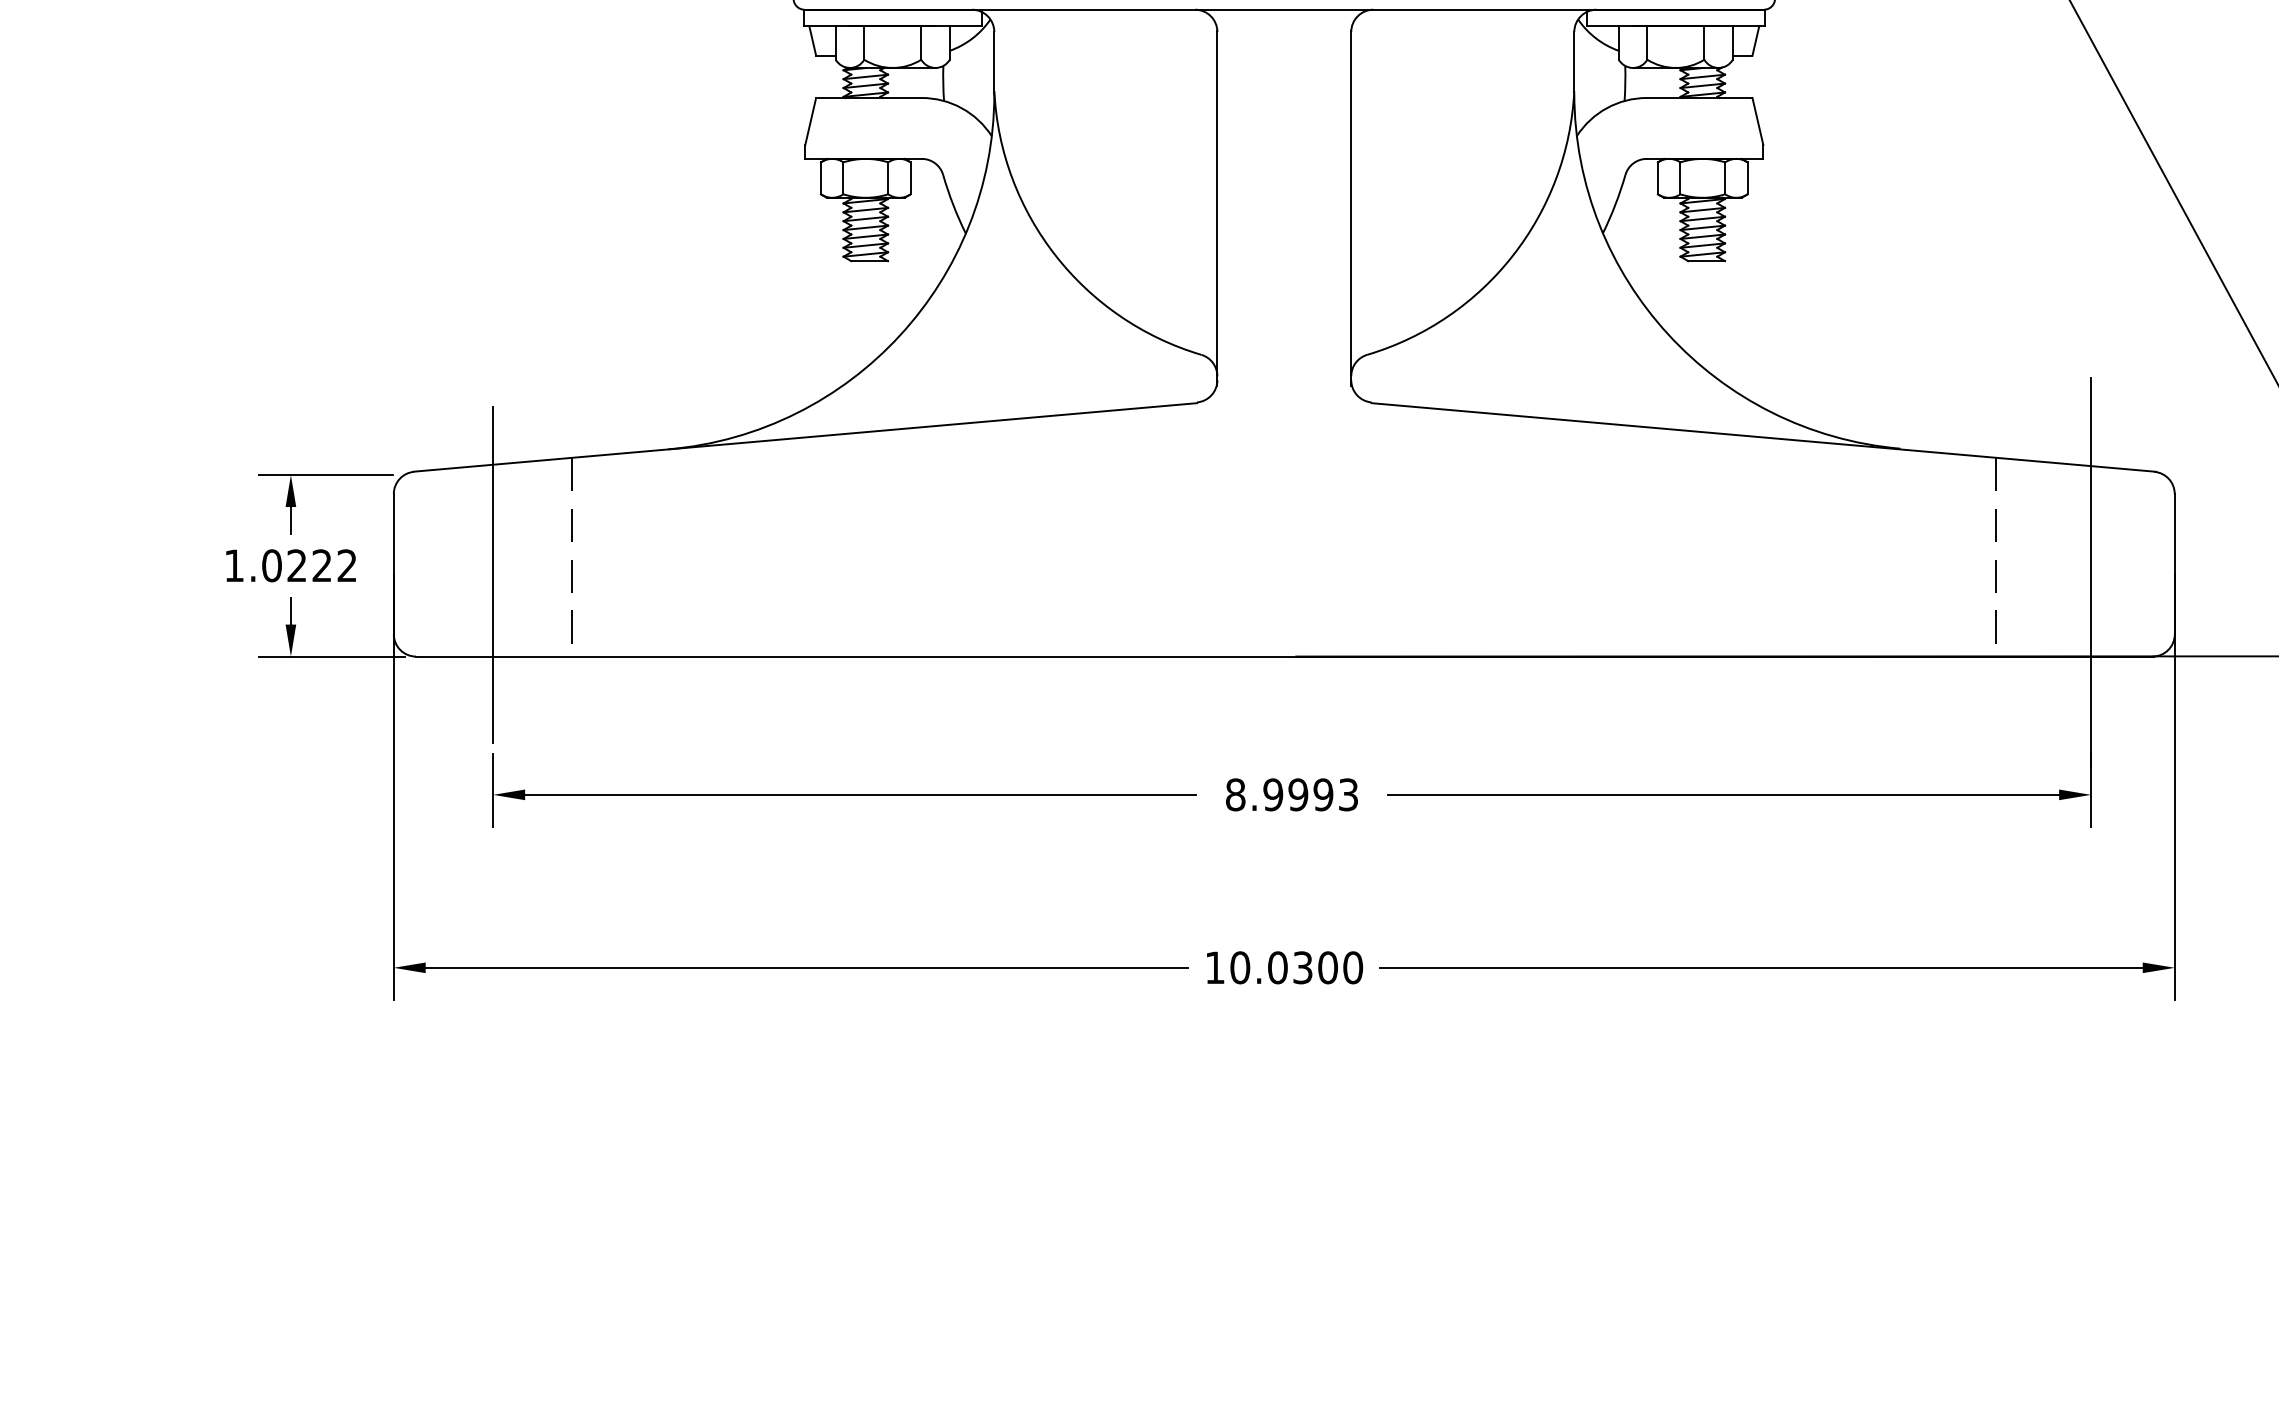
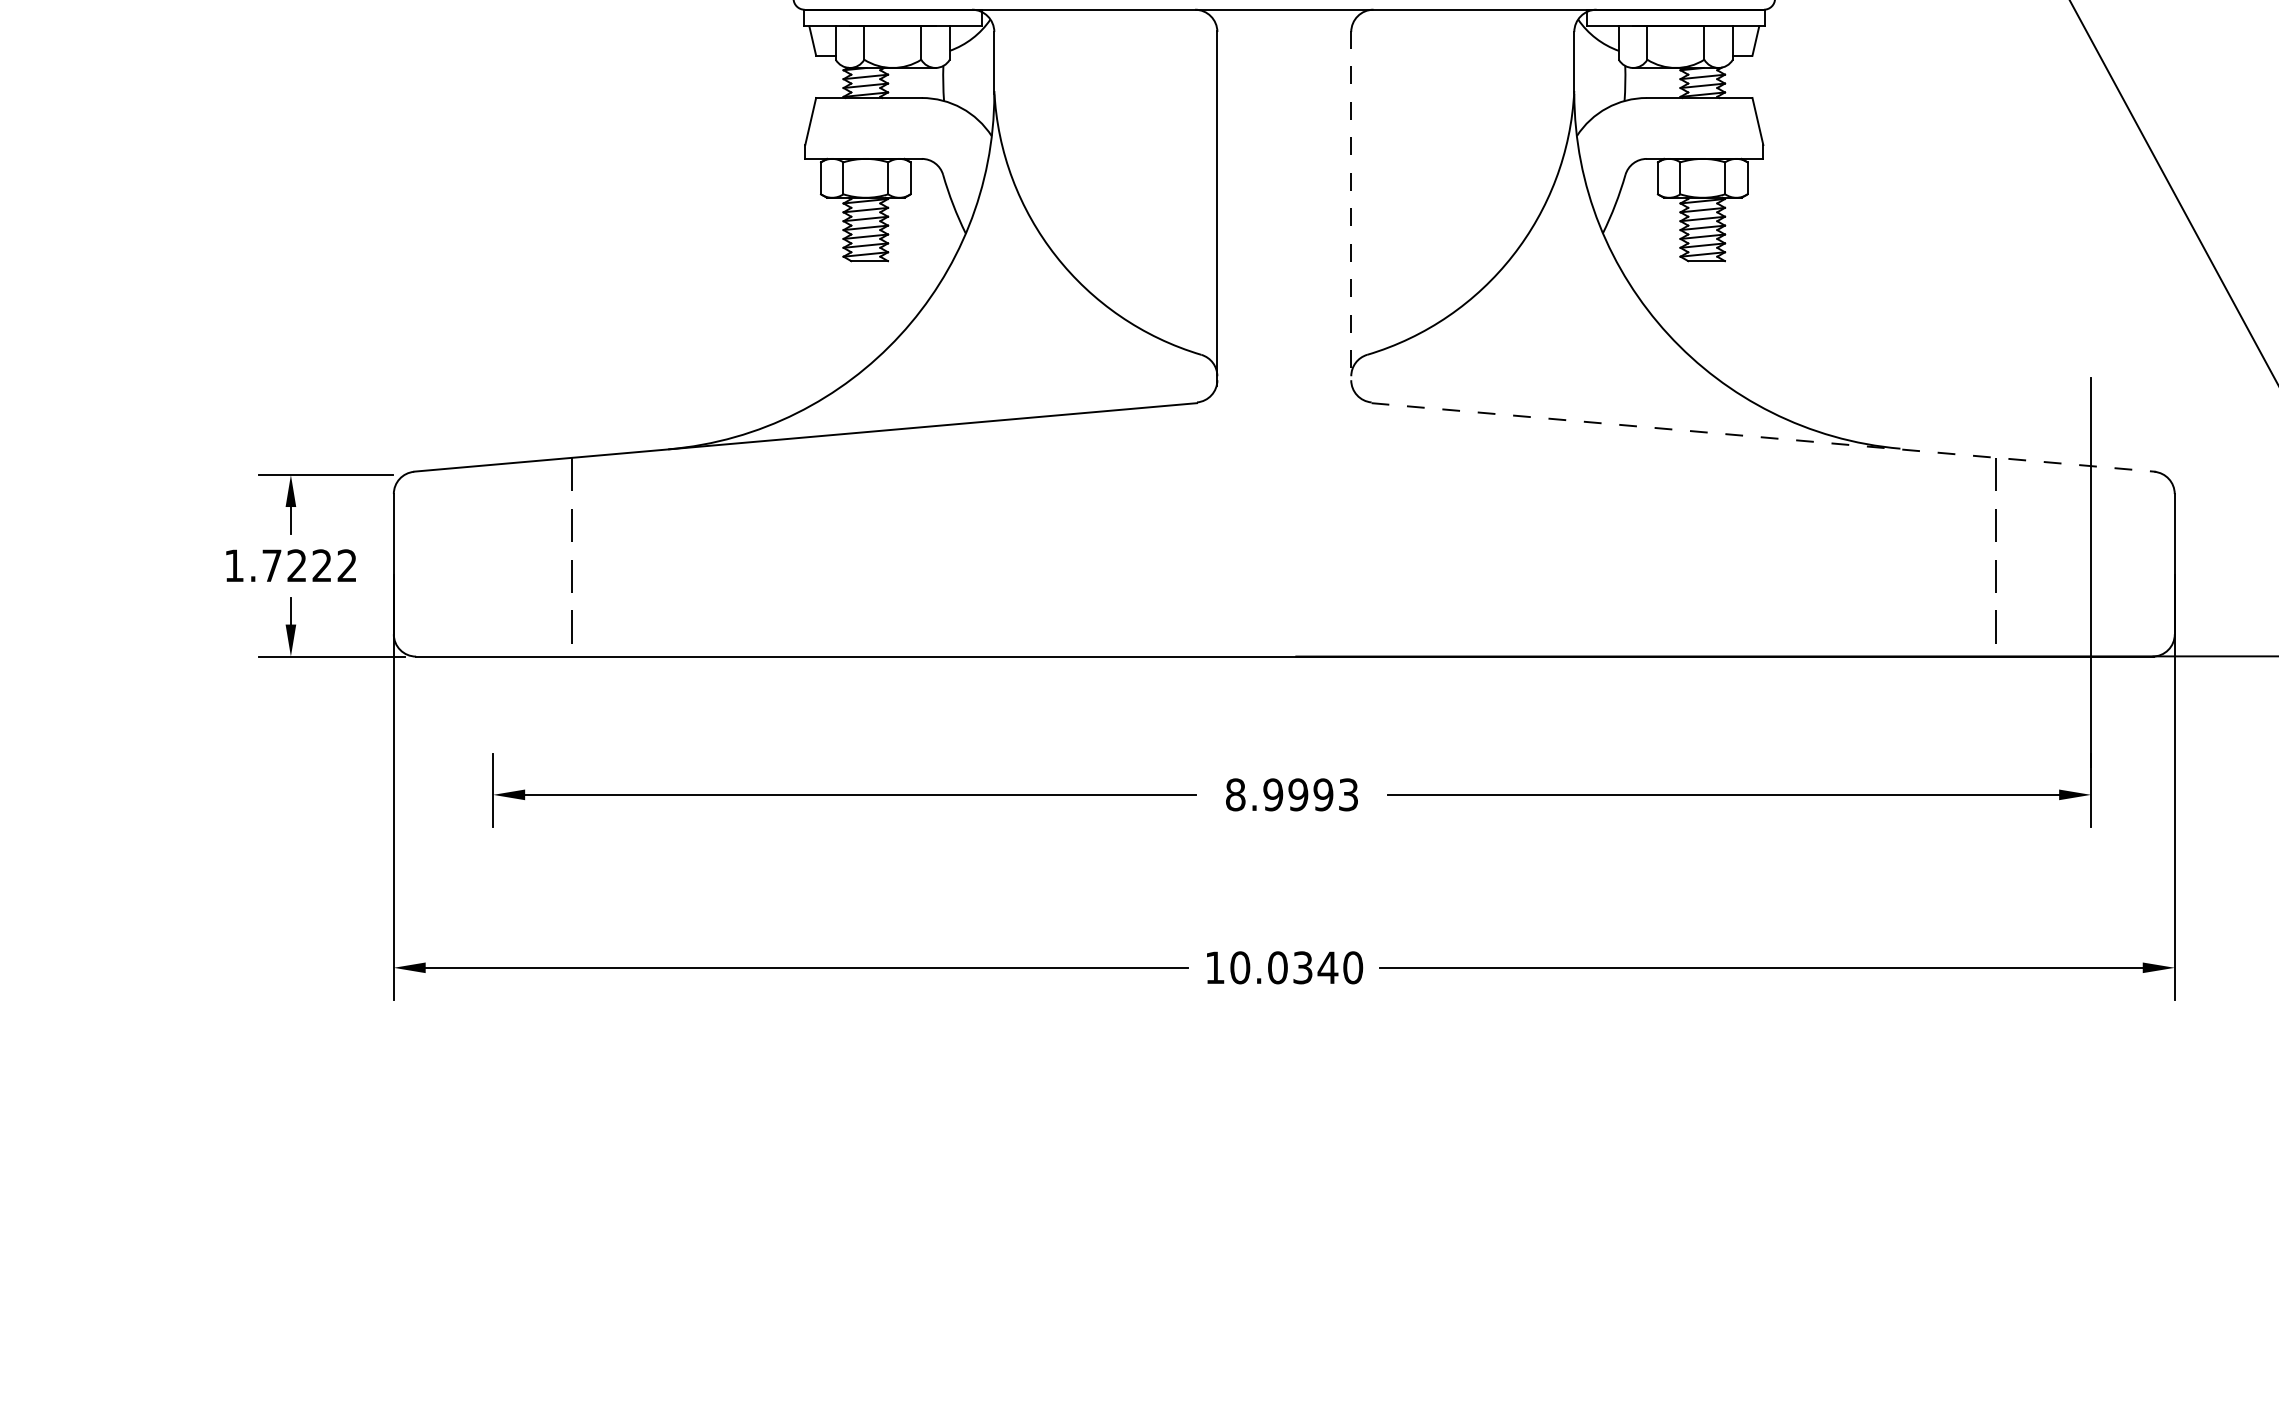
line: solid -> dashed (1351, 208)
line: solid -> dashed (1763, 437)
text: 1.0222 -> 1.7222 (271, 565)
line: present -> none (493, 574)
text: 10.0300 -> 10.0340 (1327, 967)
